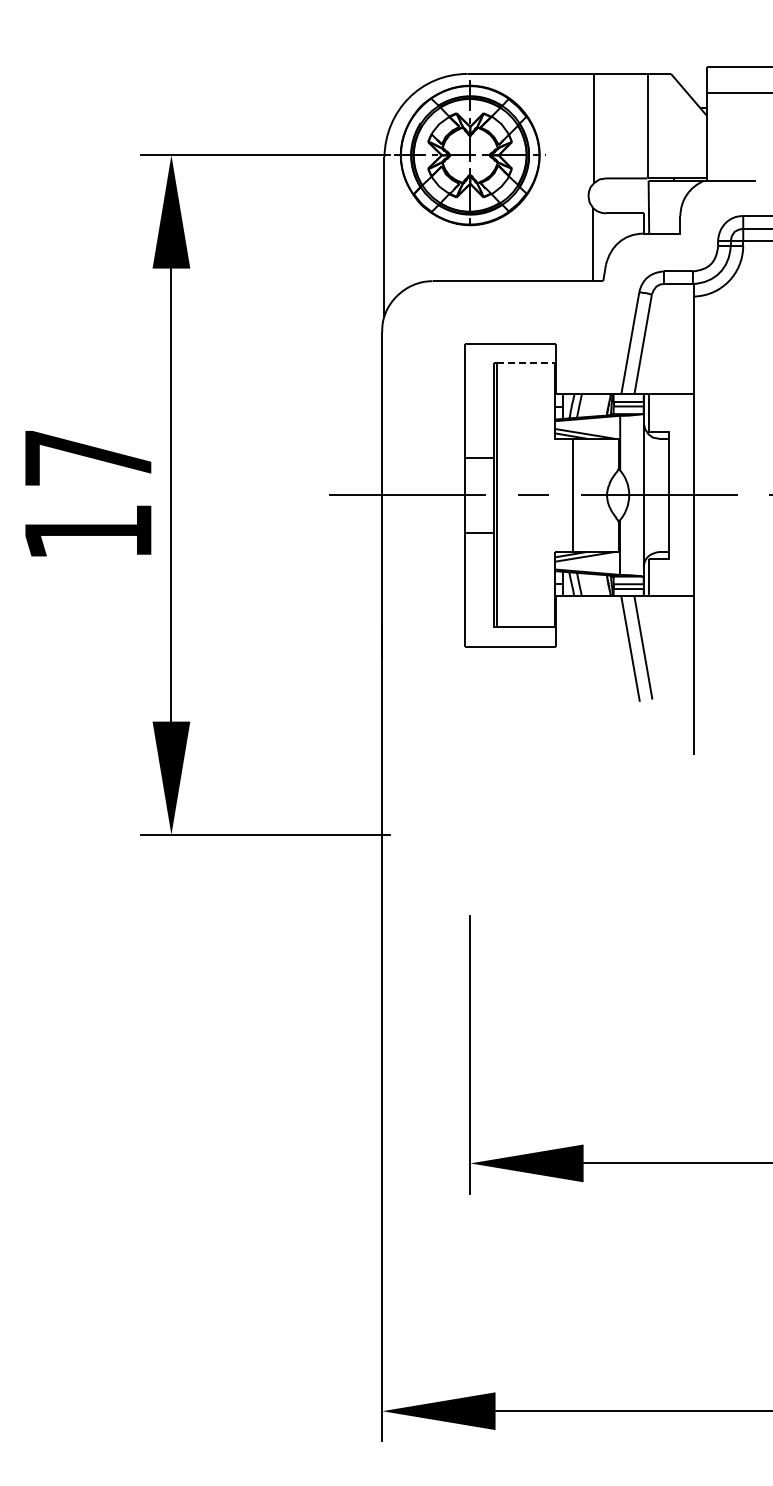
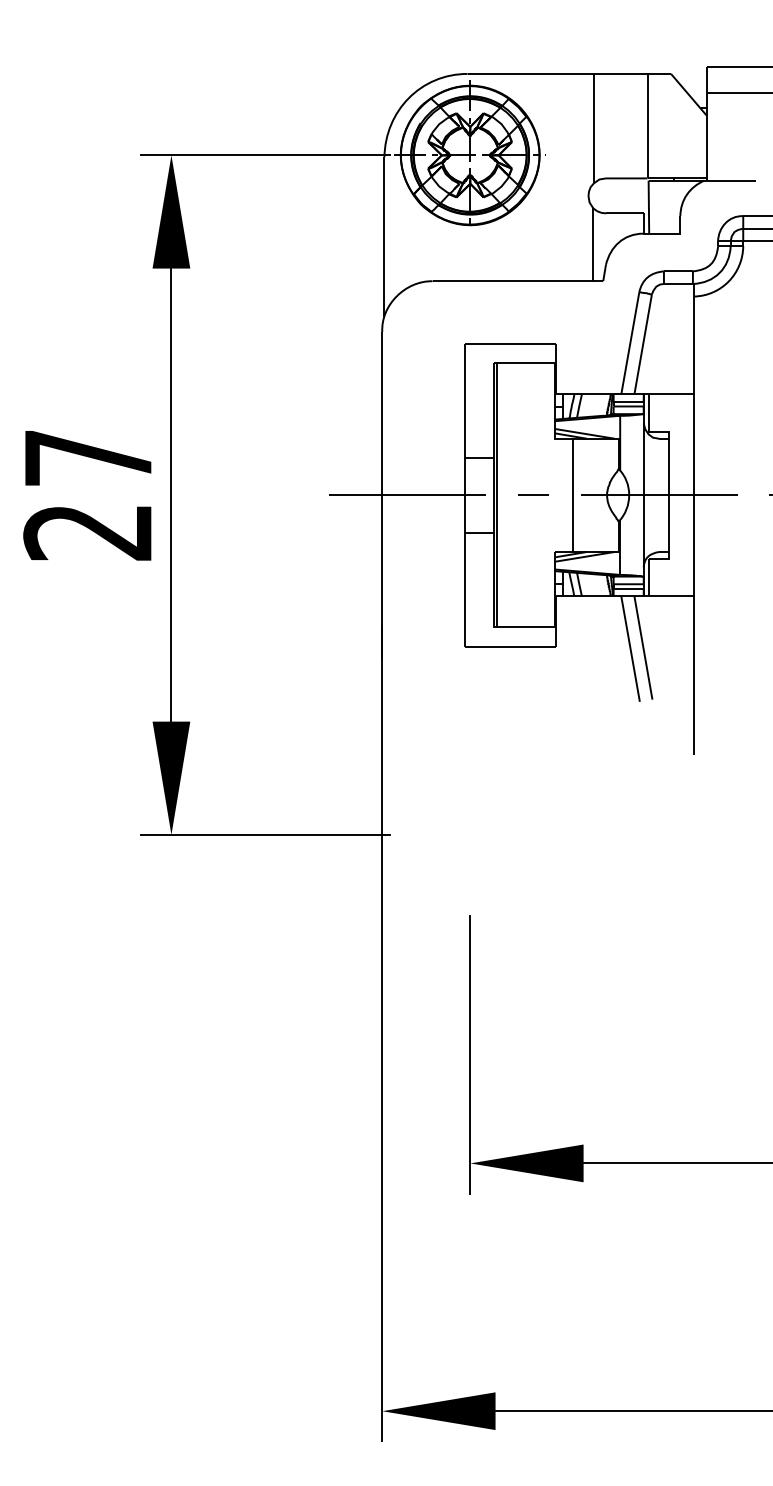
line: dashed -> solid (525, 363)
text: 17 -> 27 (87, 532)
